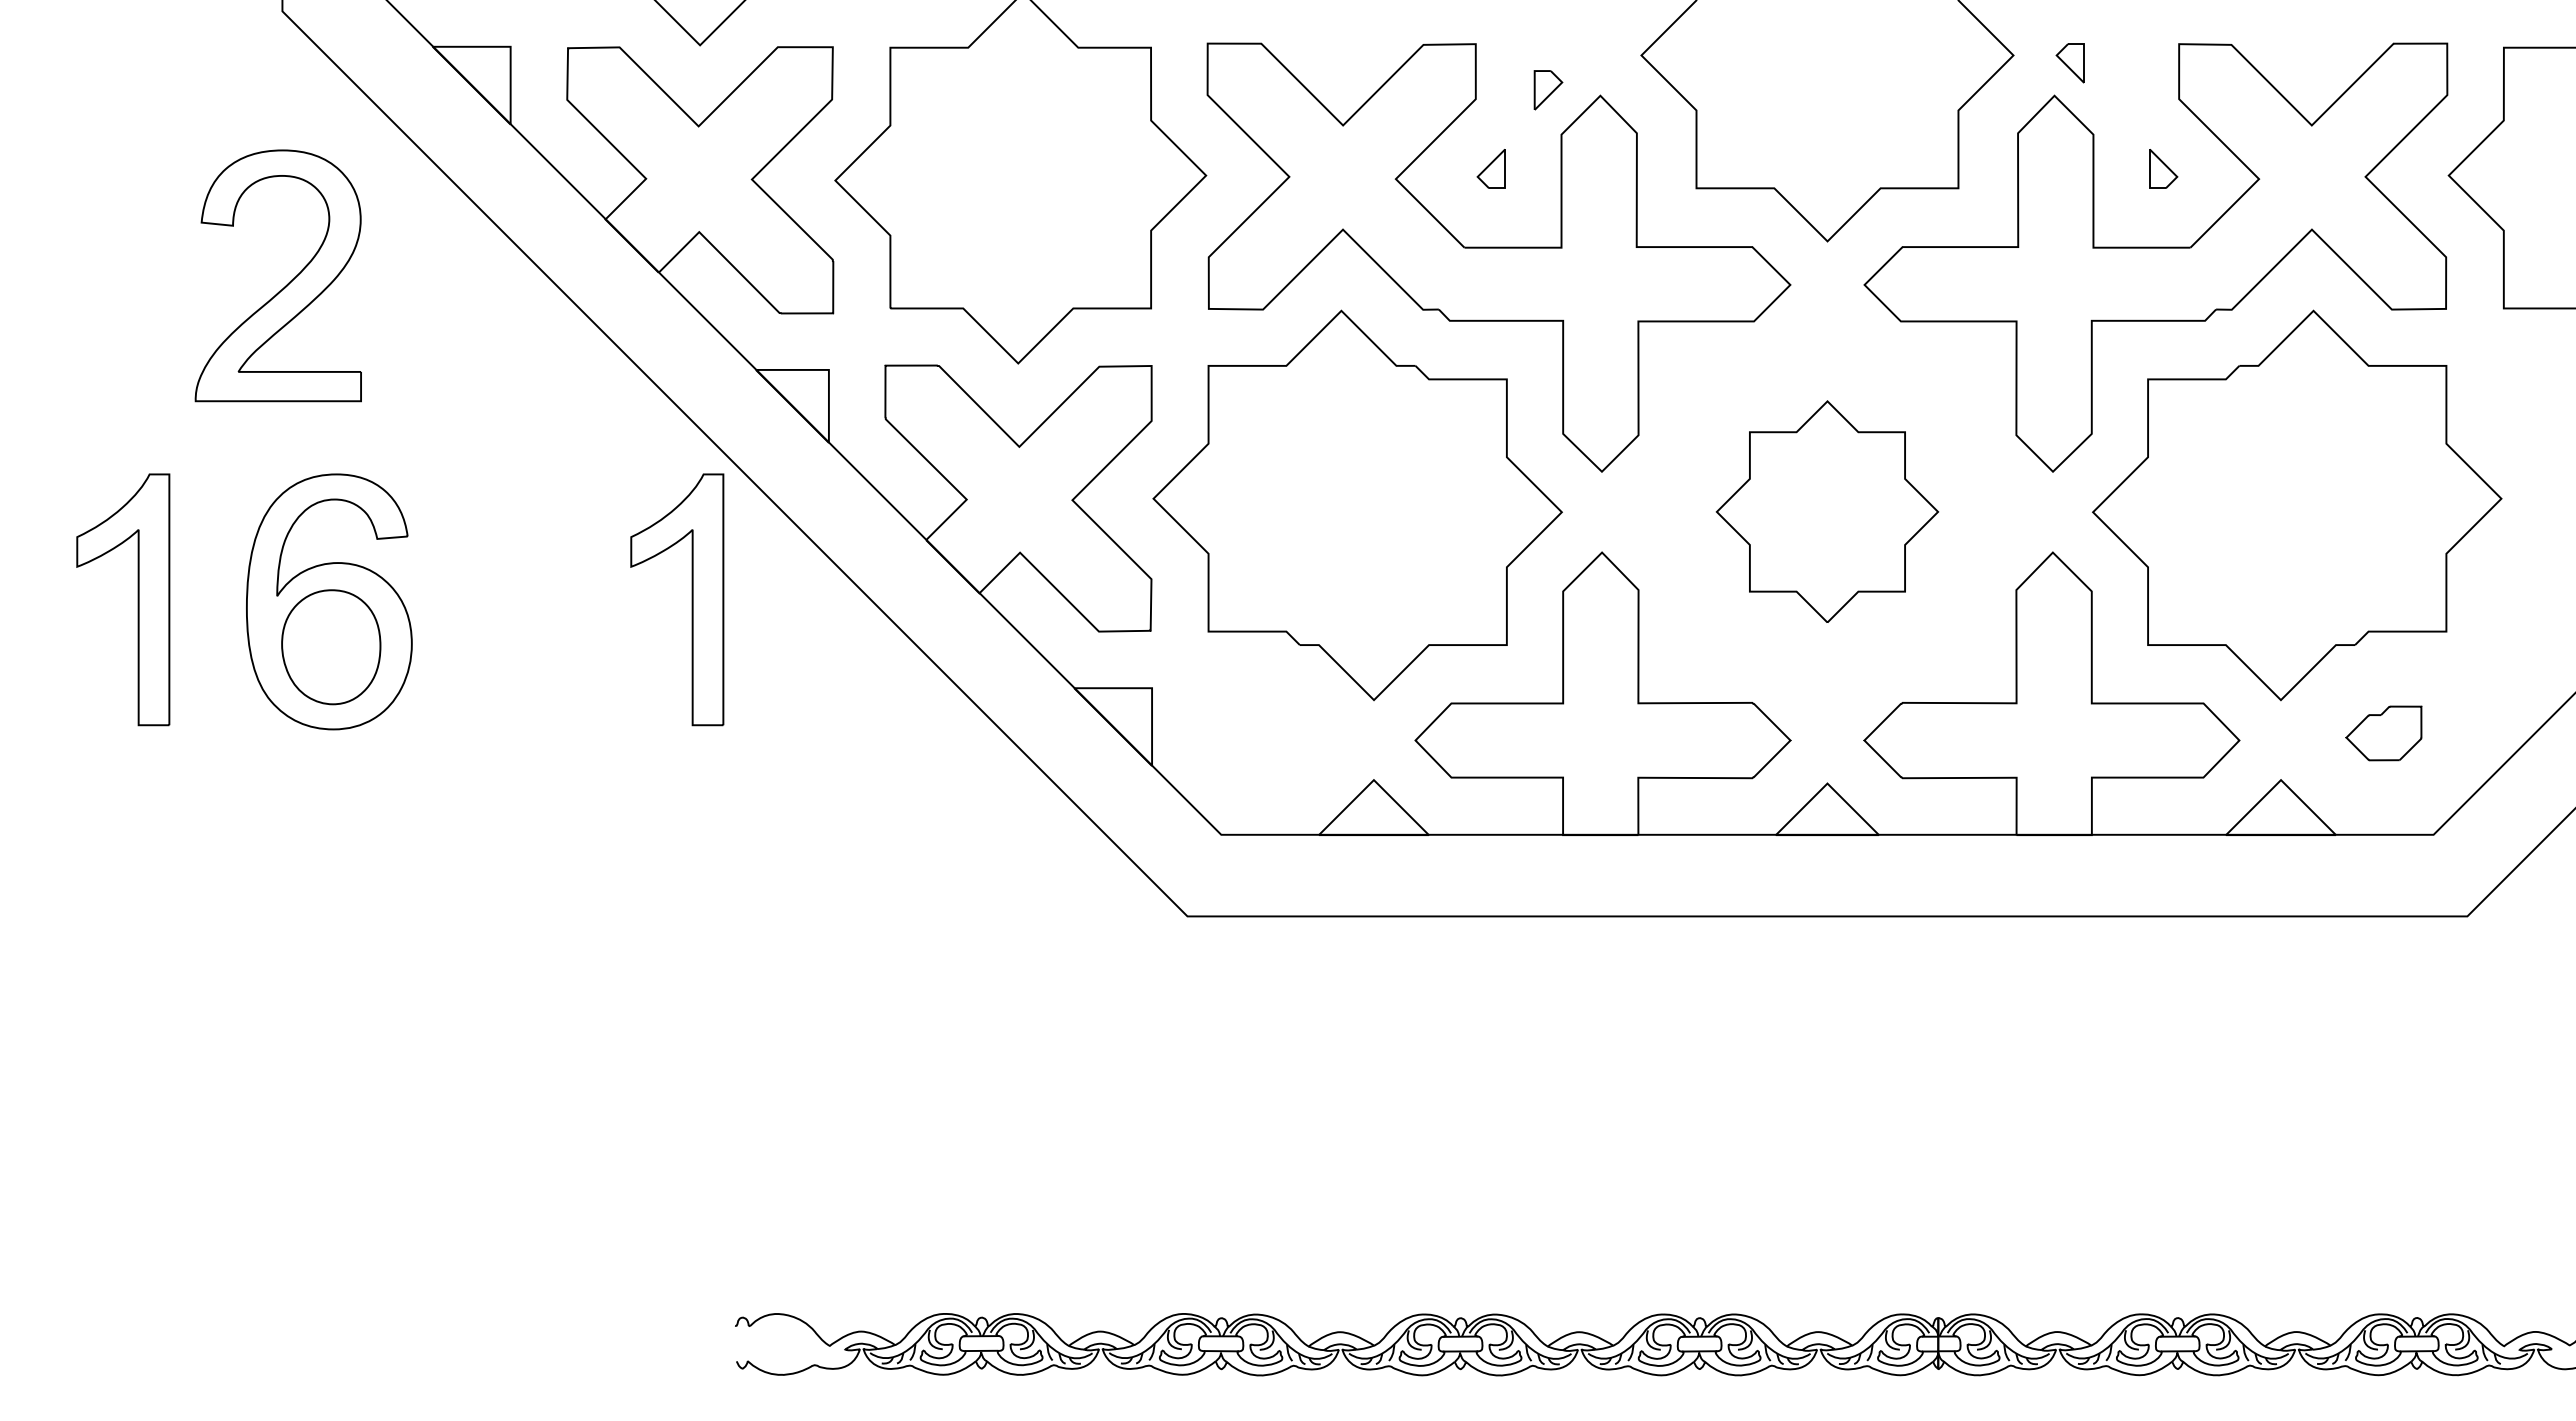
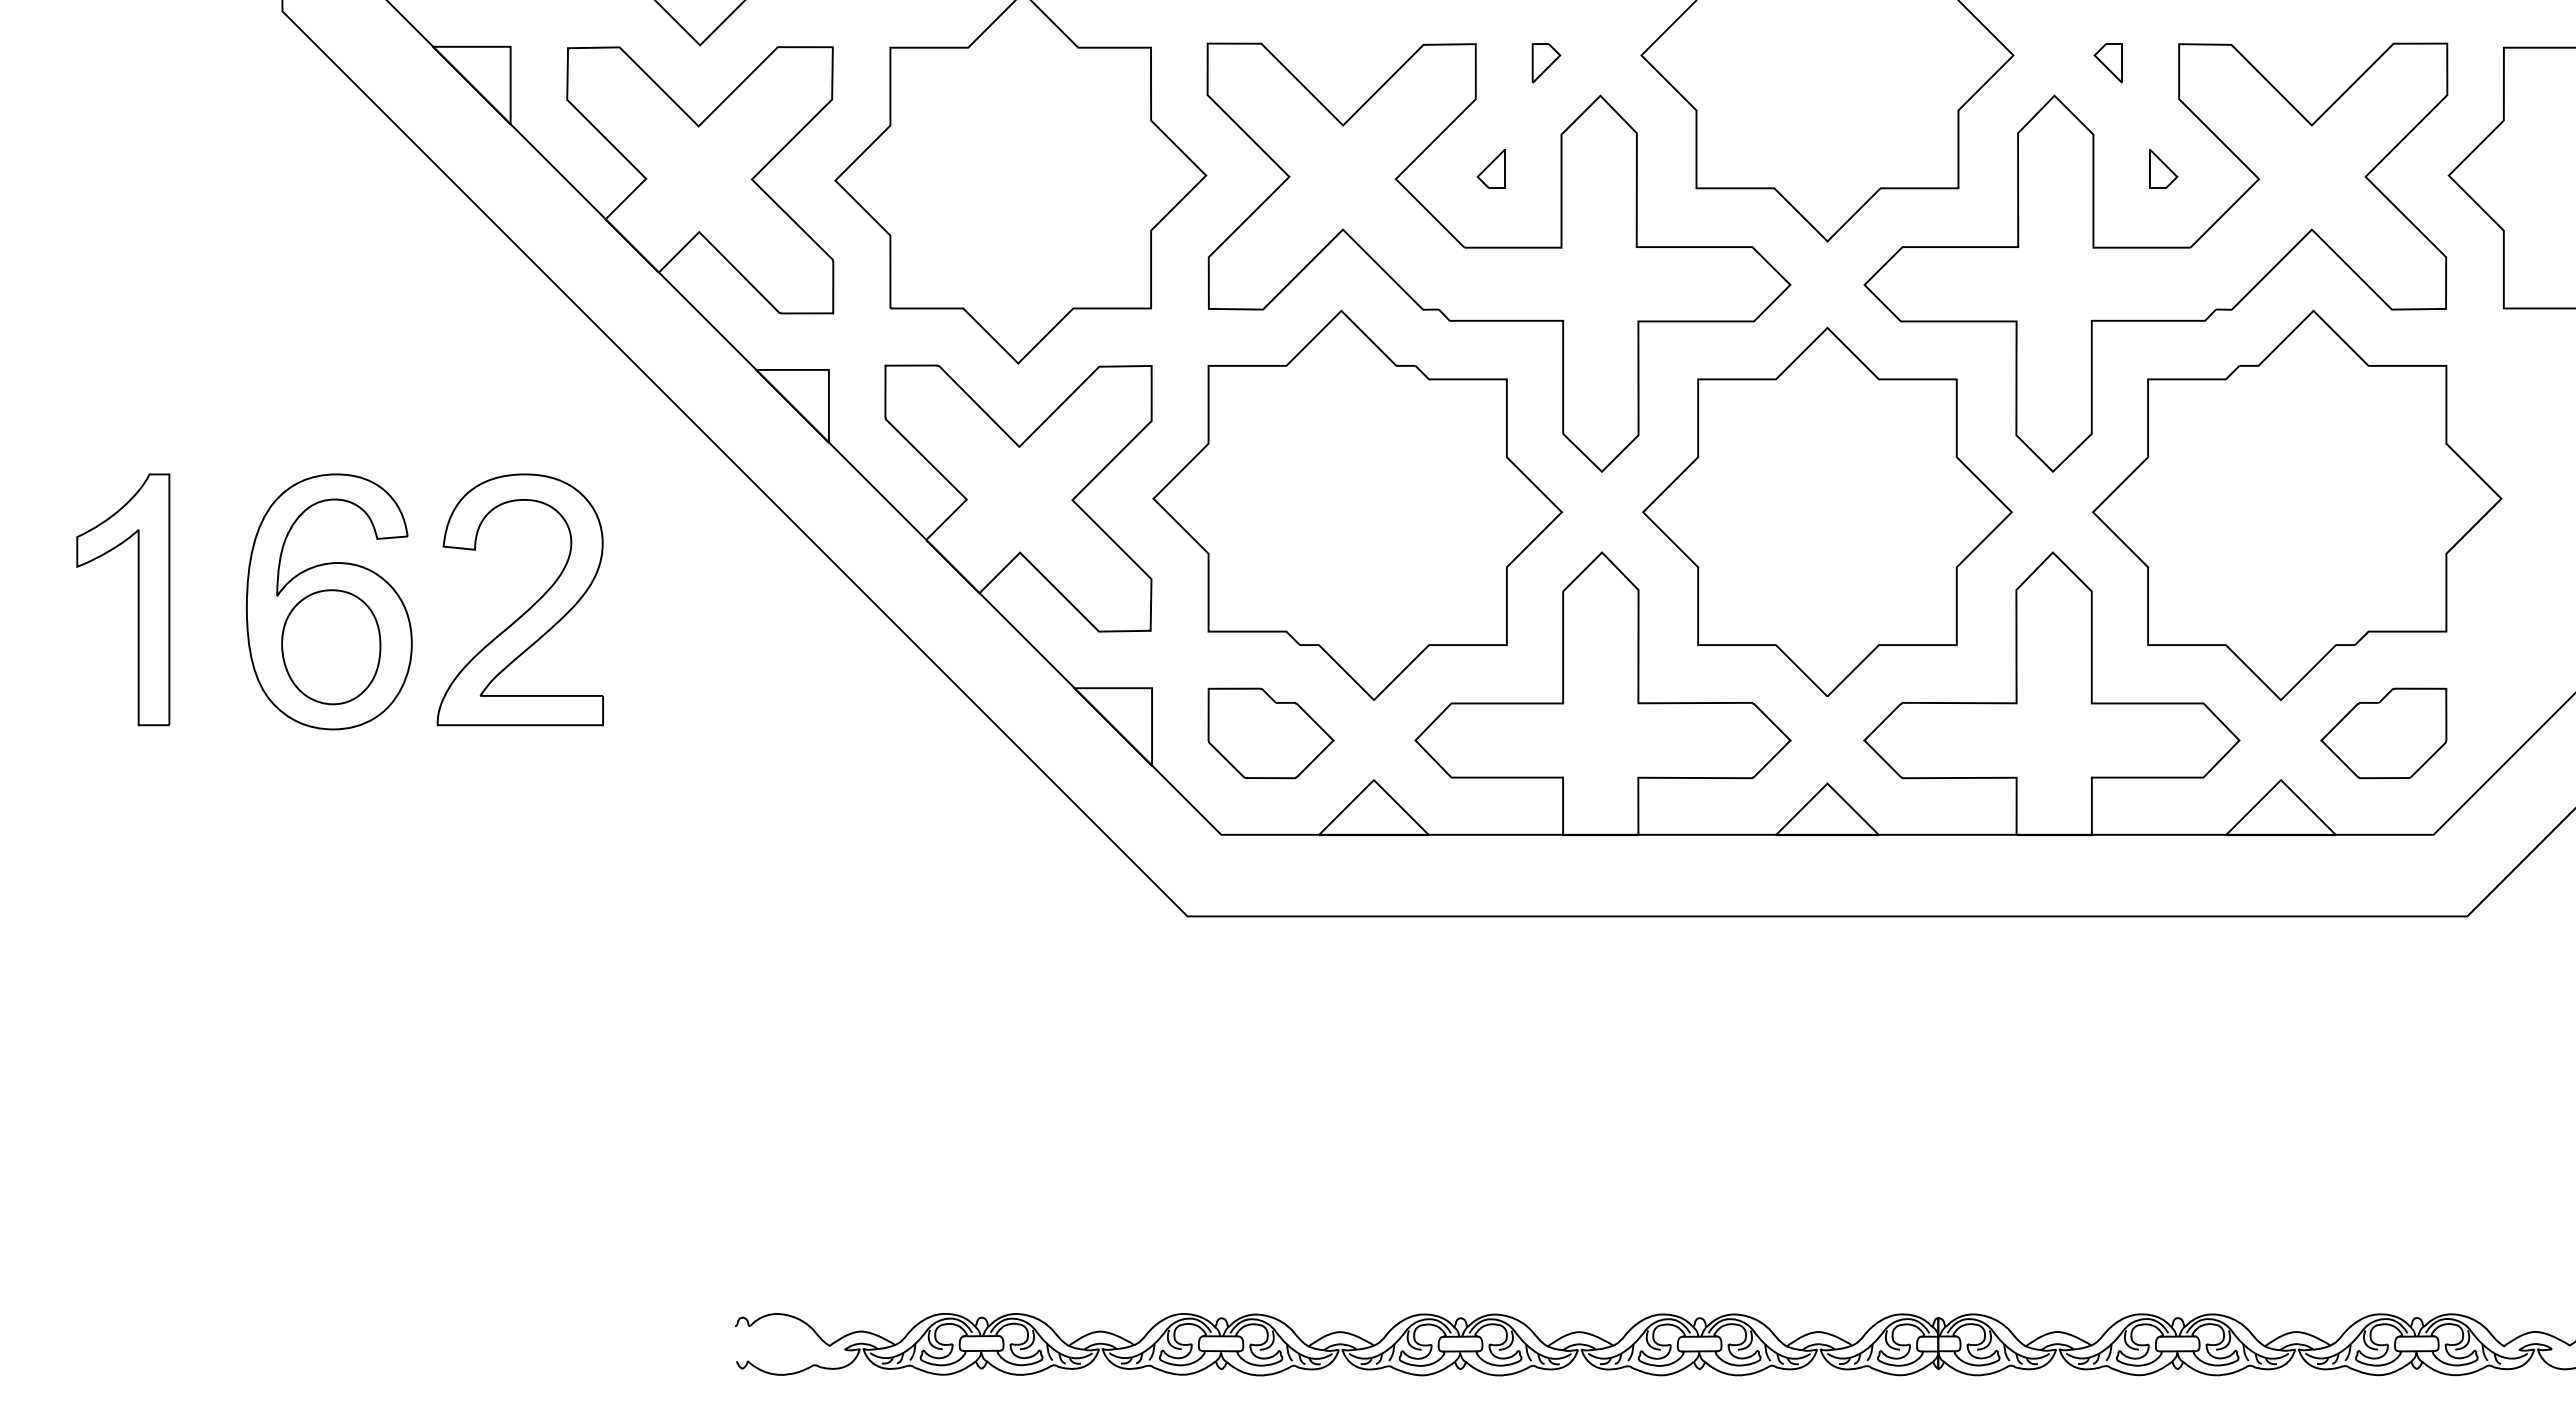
part position: (2069, 63) -> (2107, 63) (2107, 63)
part position: (1548, 90) -> (1546, 63) (1546, 63)
part position: (286, 284) -> (528, 608) (528, 608)
part size: 225x223 px -> 371x371 px (1827, 511)
part: present -> none (691, 599)
part: none -> present (1270, 733)
part size: 78x57 px -> 128x93 px (2383, 733)
